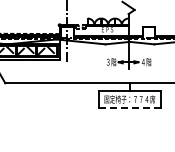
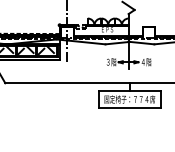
line: dashed -> solid (130, 107)
